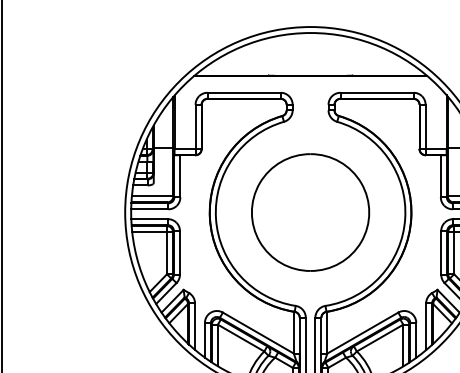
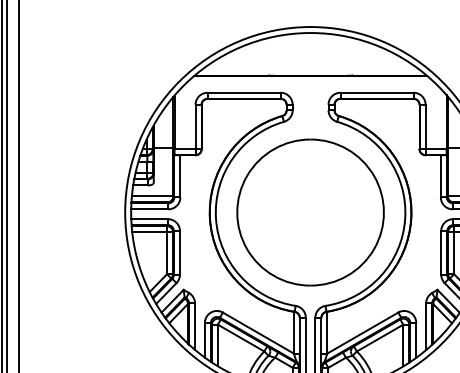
line: none -> present (6, 185)
line: none -> present (18, 185)
part size: 120x119 px -> 149x149 px (310, 212)
